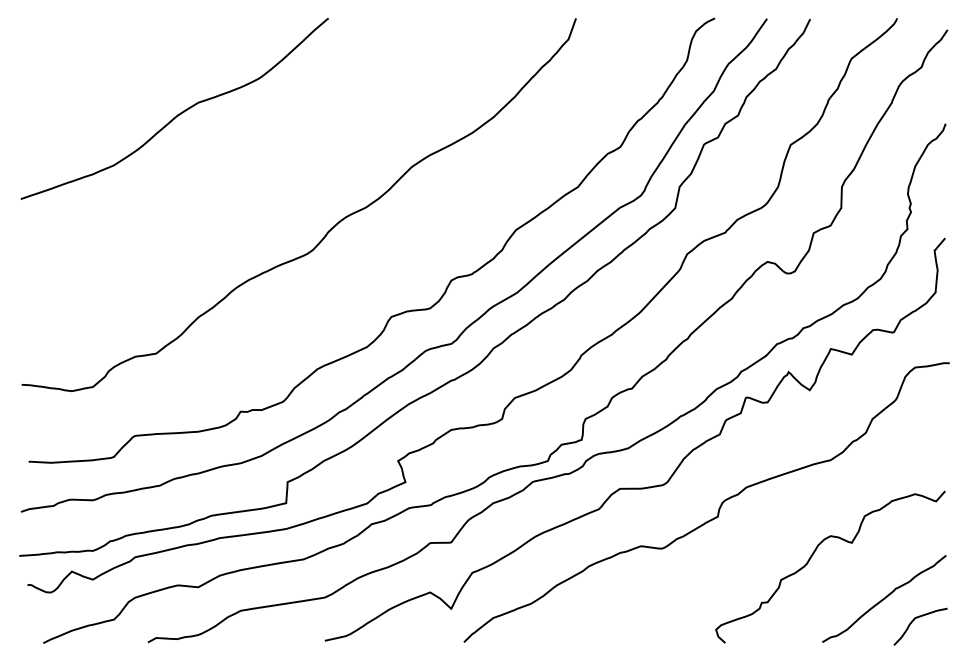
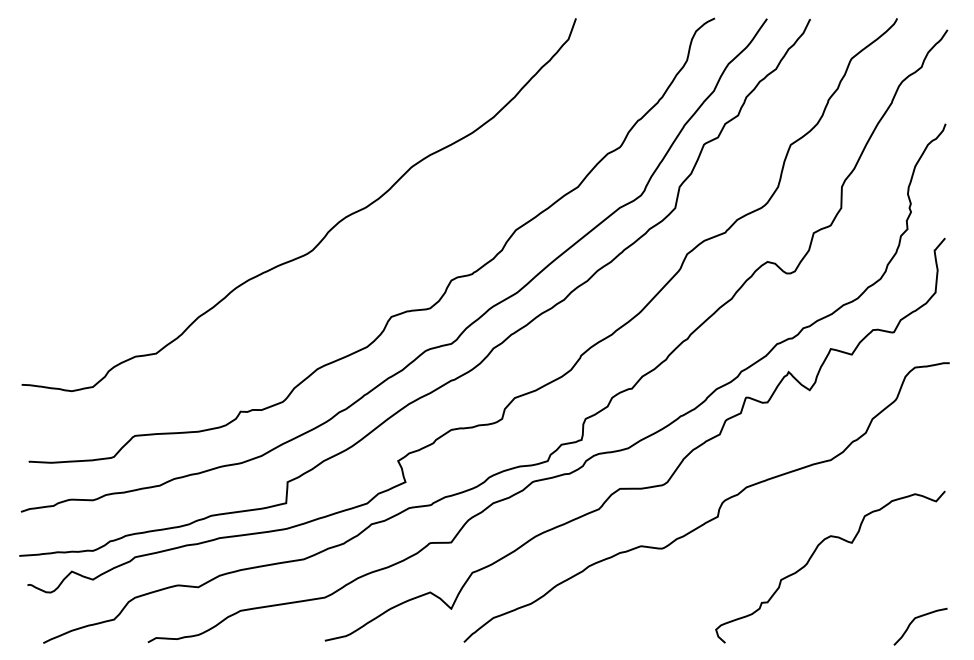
curve: present -> none (177, 114)
curve: present -> none (884, 598)
